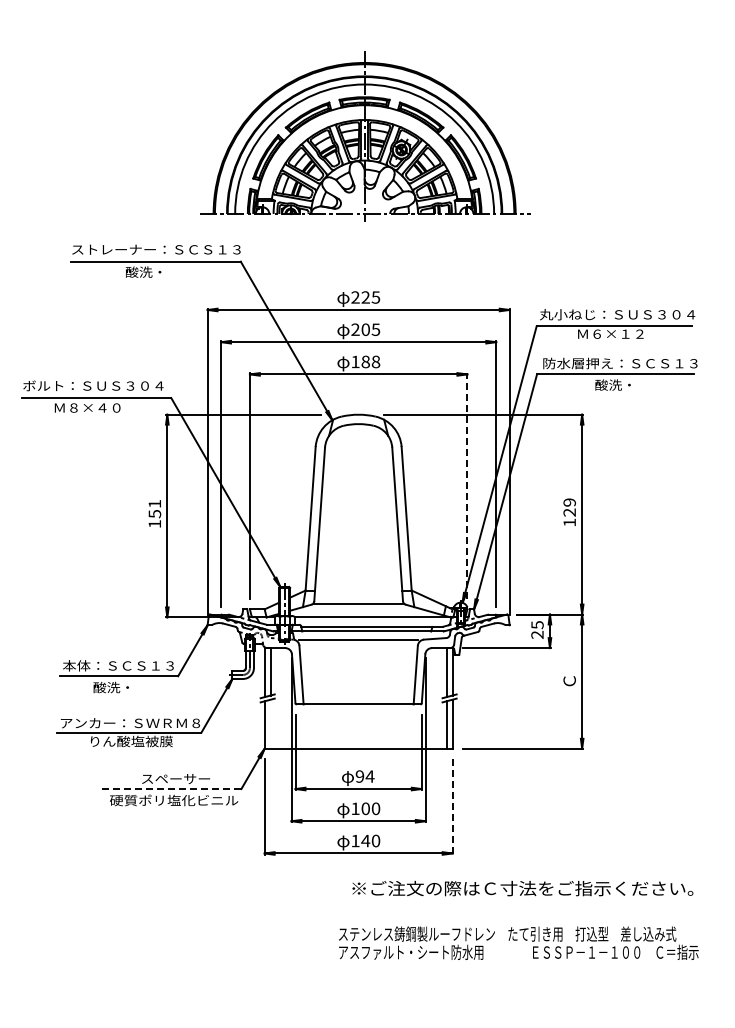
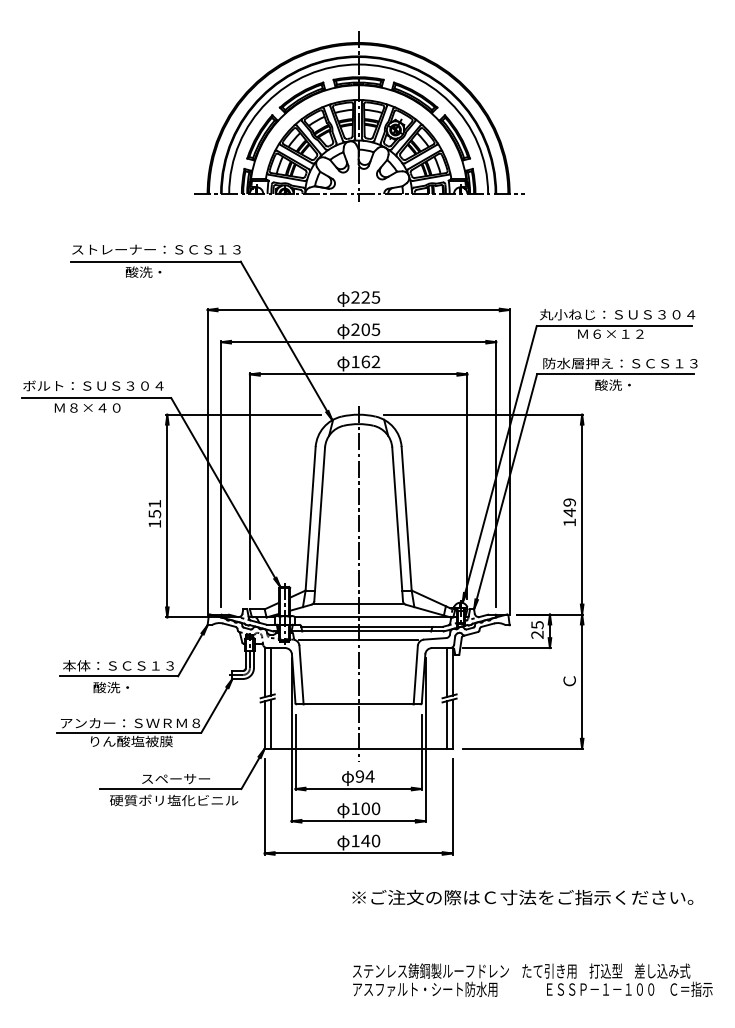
part position: (365, 136) -> (359, 116) (359, 116)
text: 188 -> 162 (370, 361)
line: dashed -> solid (467, 485)
text: 129 -> 149 (569, 512)
line: none -> present (358, 583)
line: none -> present (270, 723)
line: dashed -> solid (170, 789)
line: dashed -> solid (452, 806)
text position: (522, 888) -> (522, 897) (522, 897)
text position: (518, 942) -> (532, 979) (532, 979)
